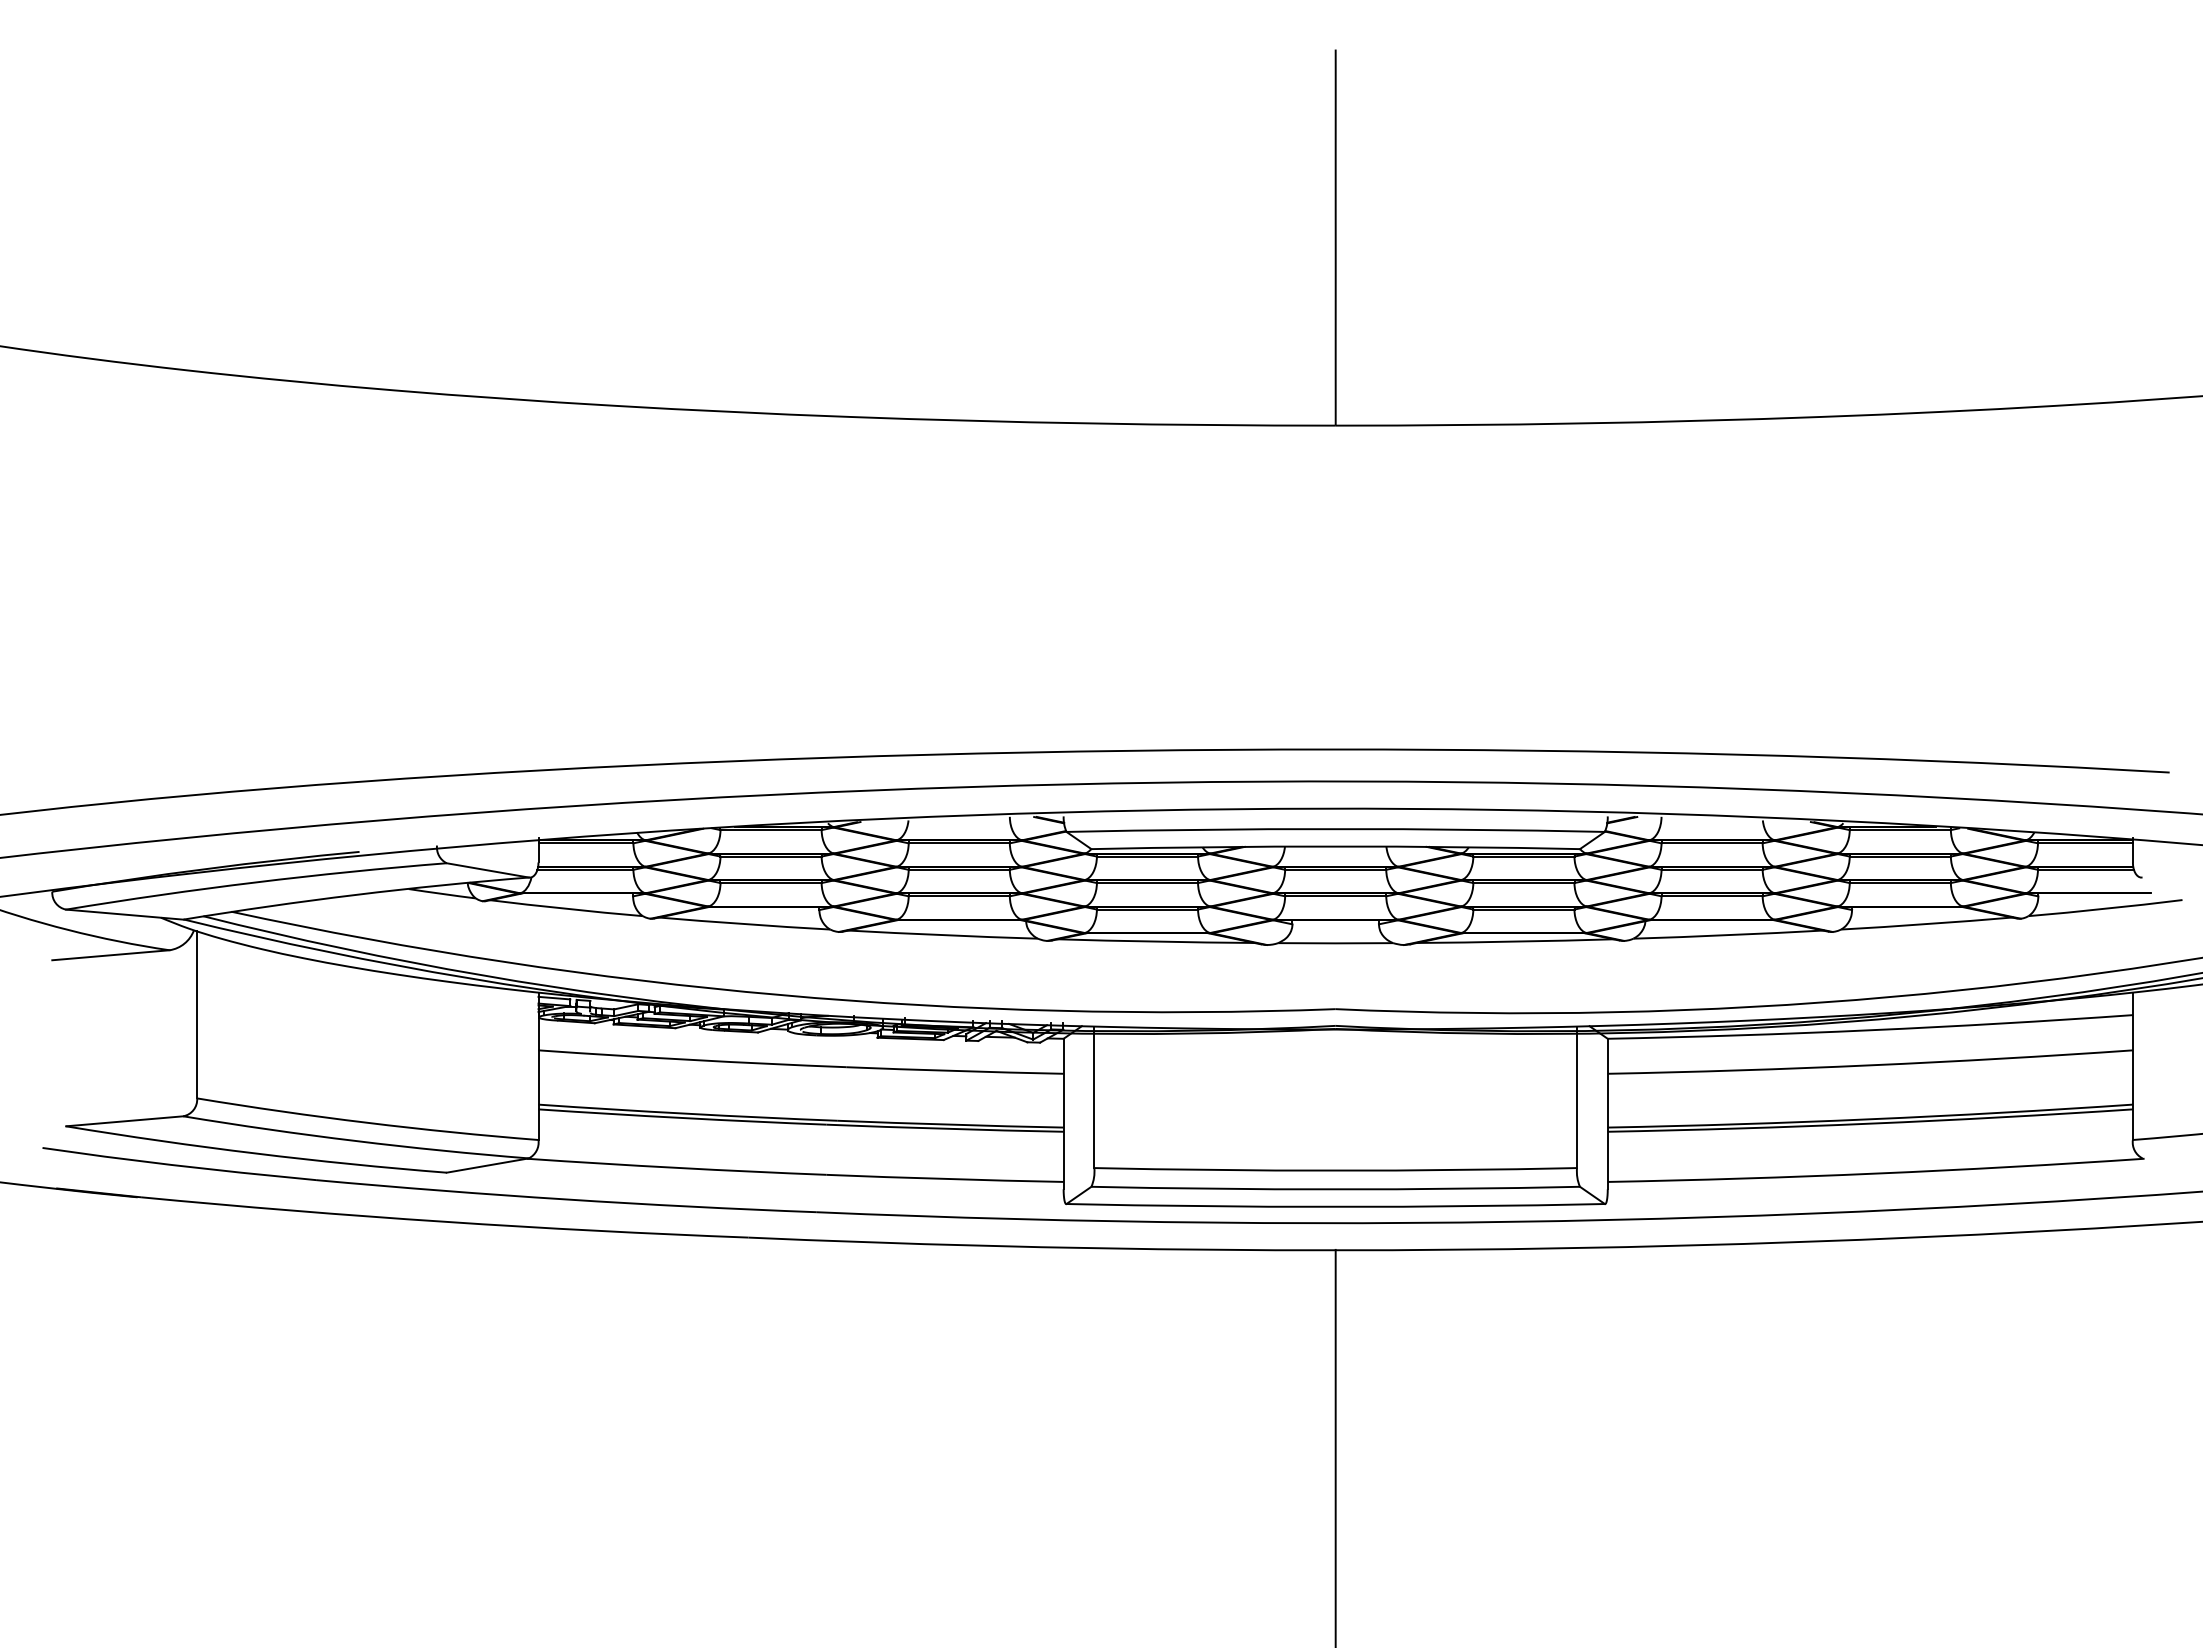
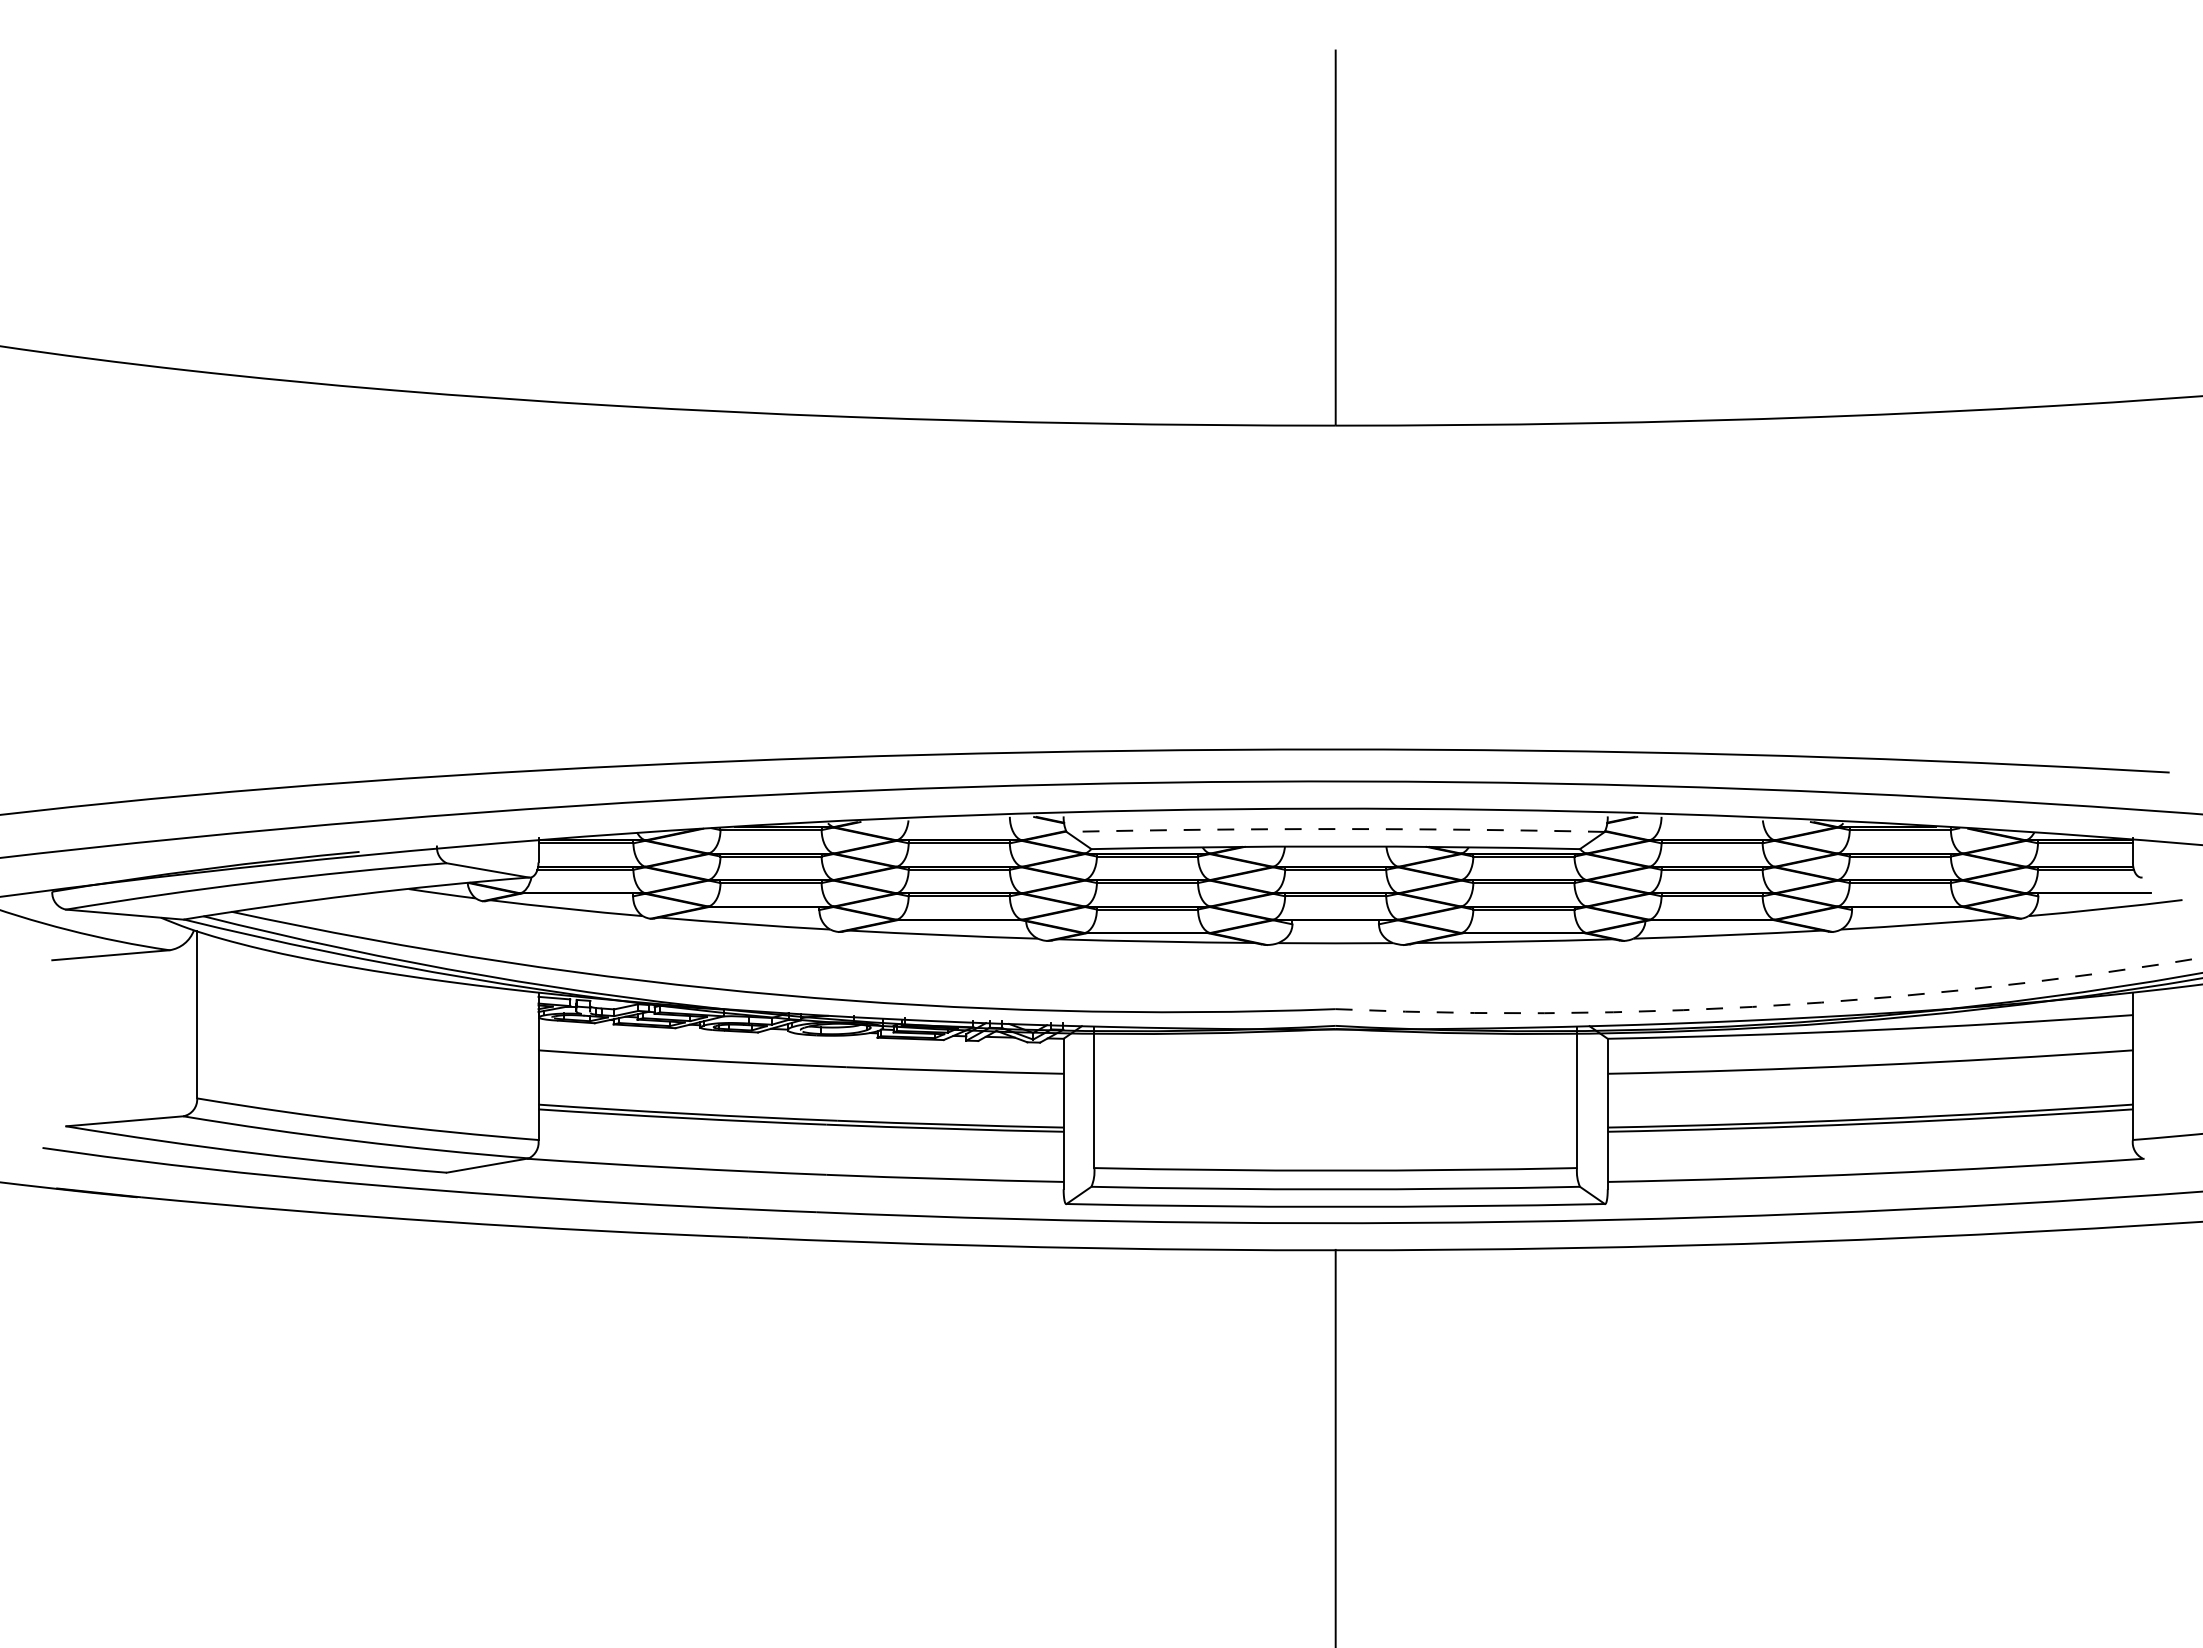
arc: solid -> dashed (1335, 829)
arc: solid -> dashed (1771, 1005)
